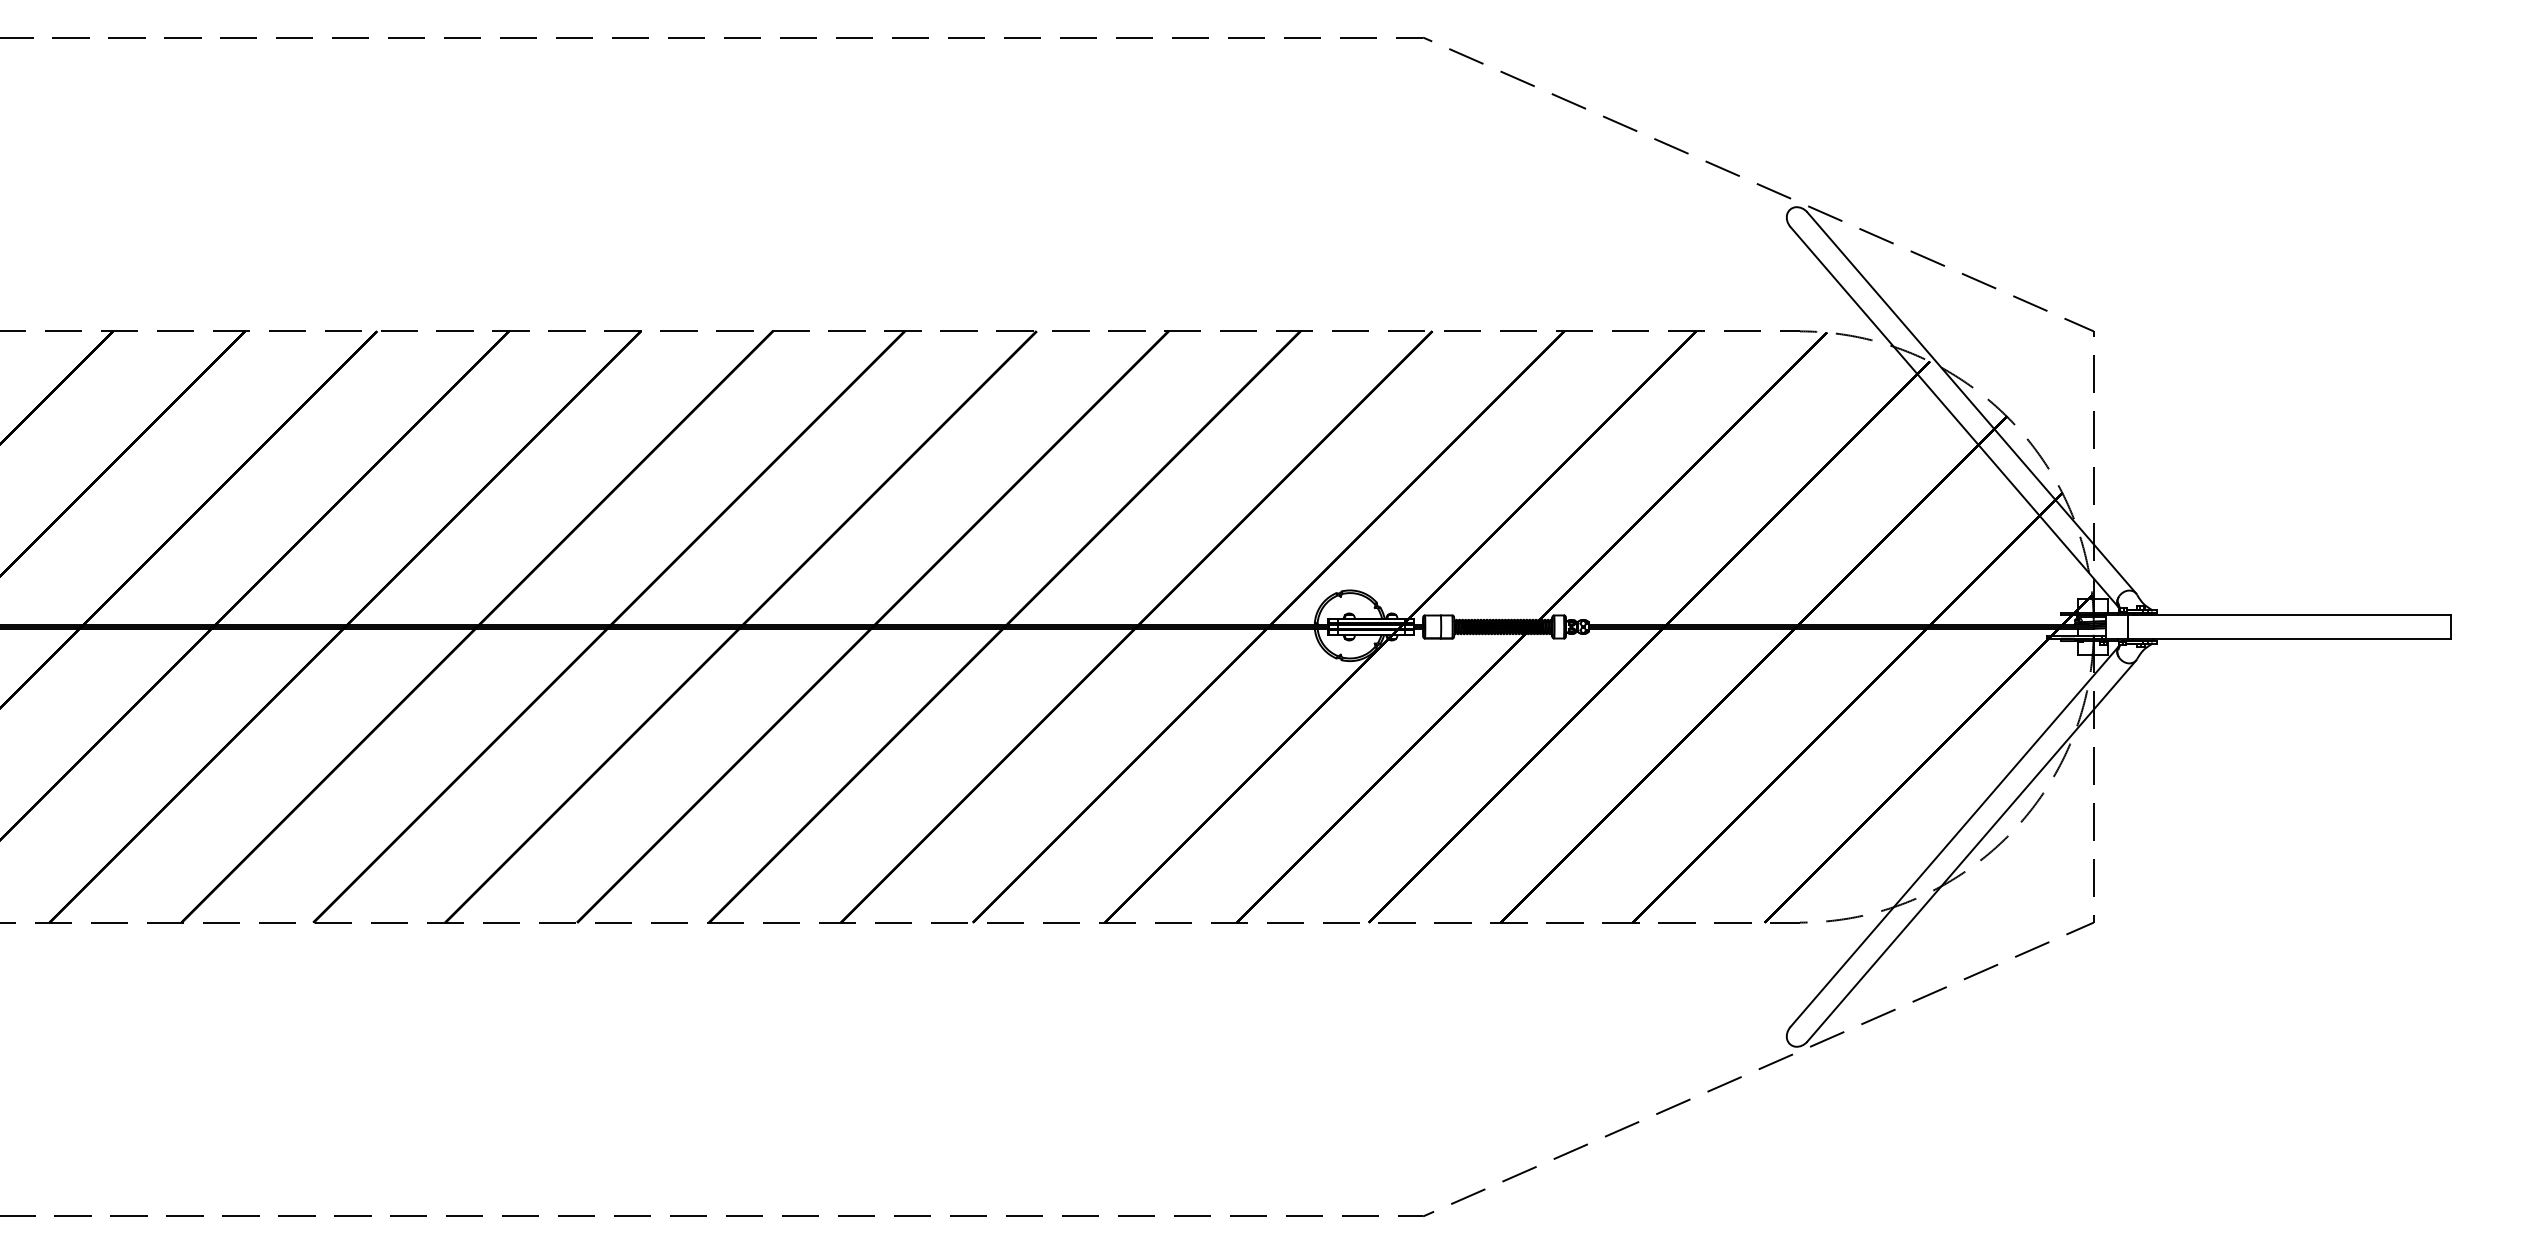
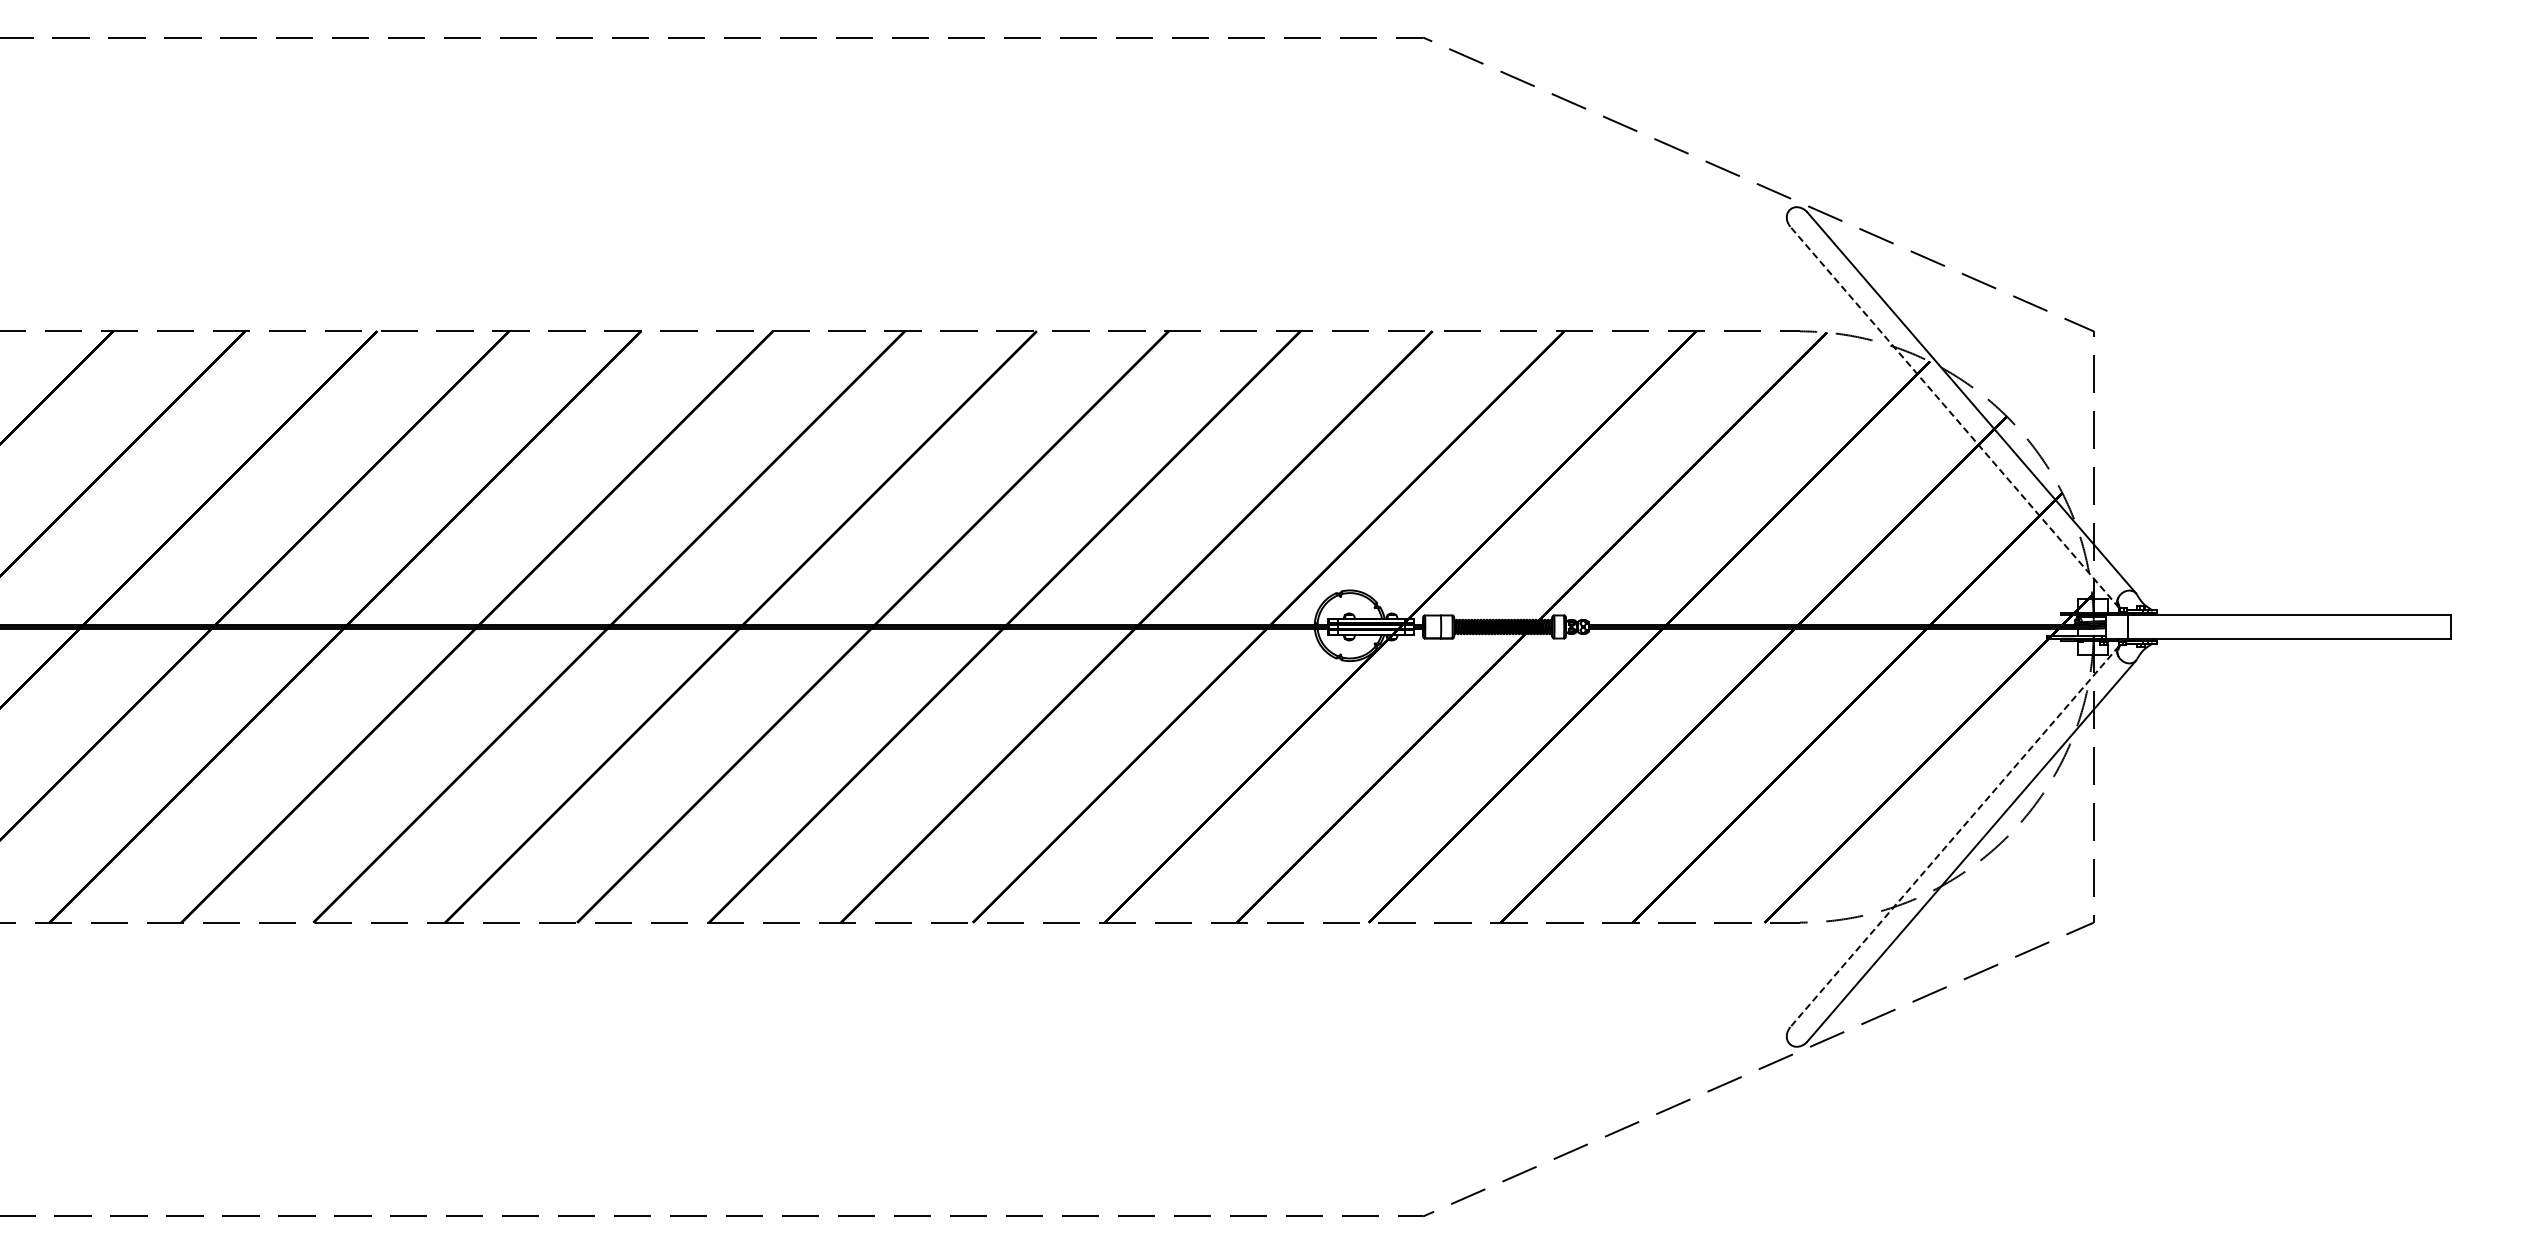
line: solid -> dashed (1954, 417)
line: solid -> dashed (1954, 836)
